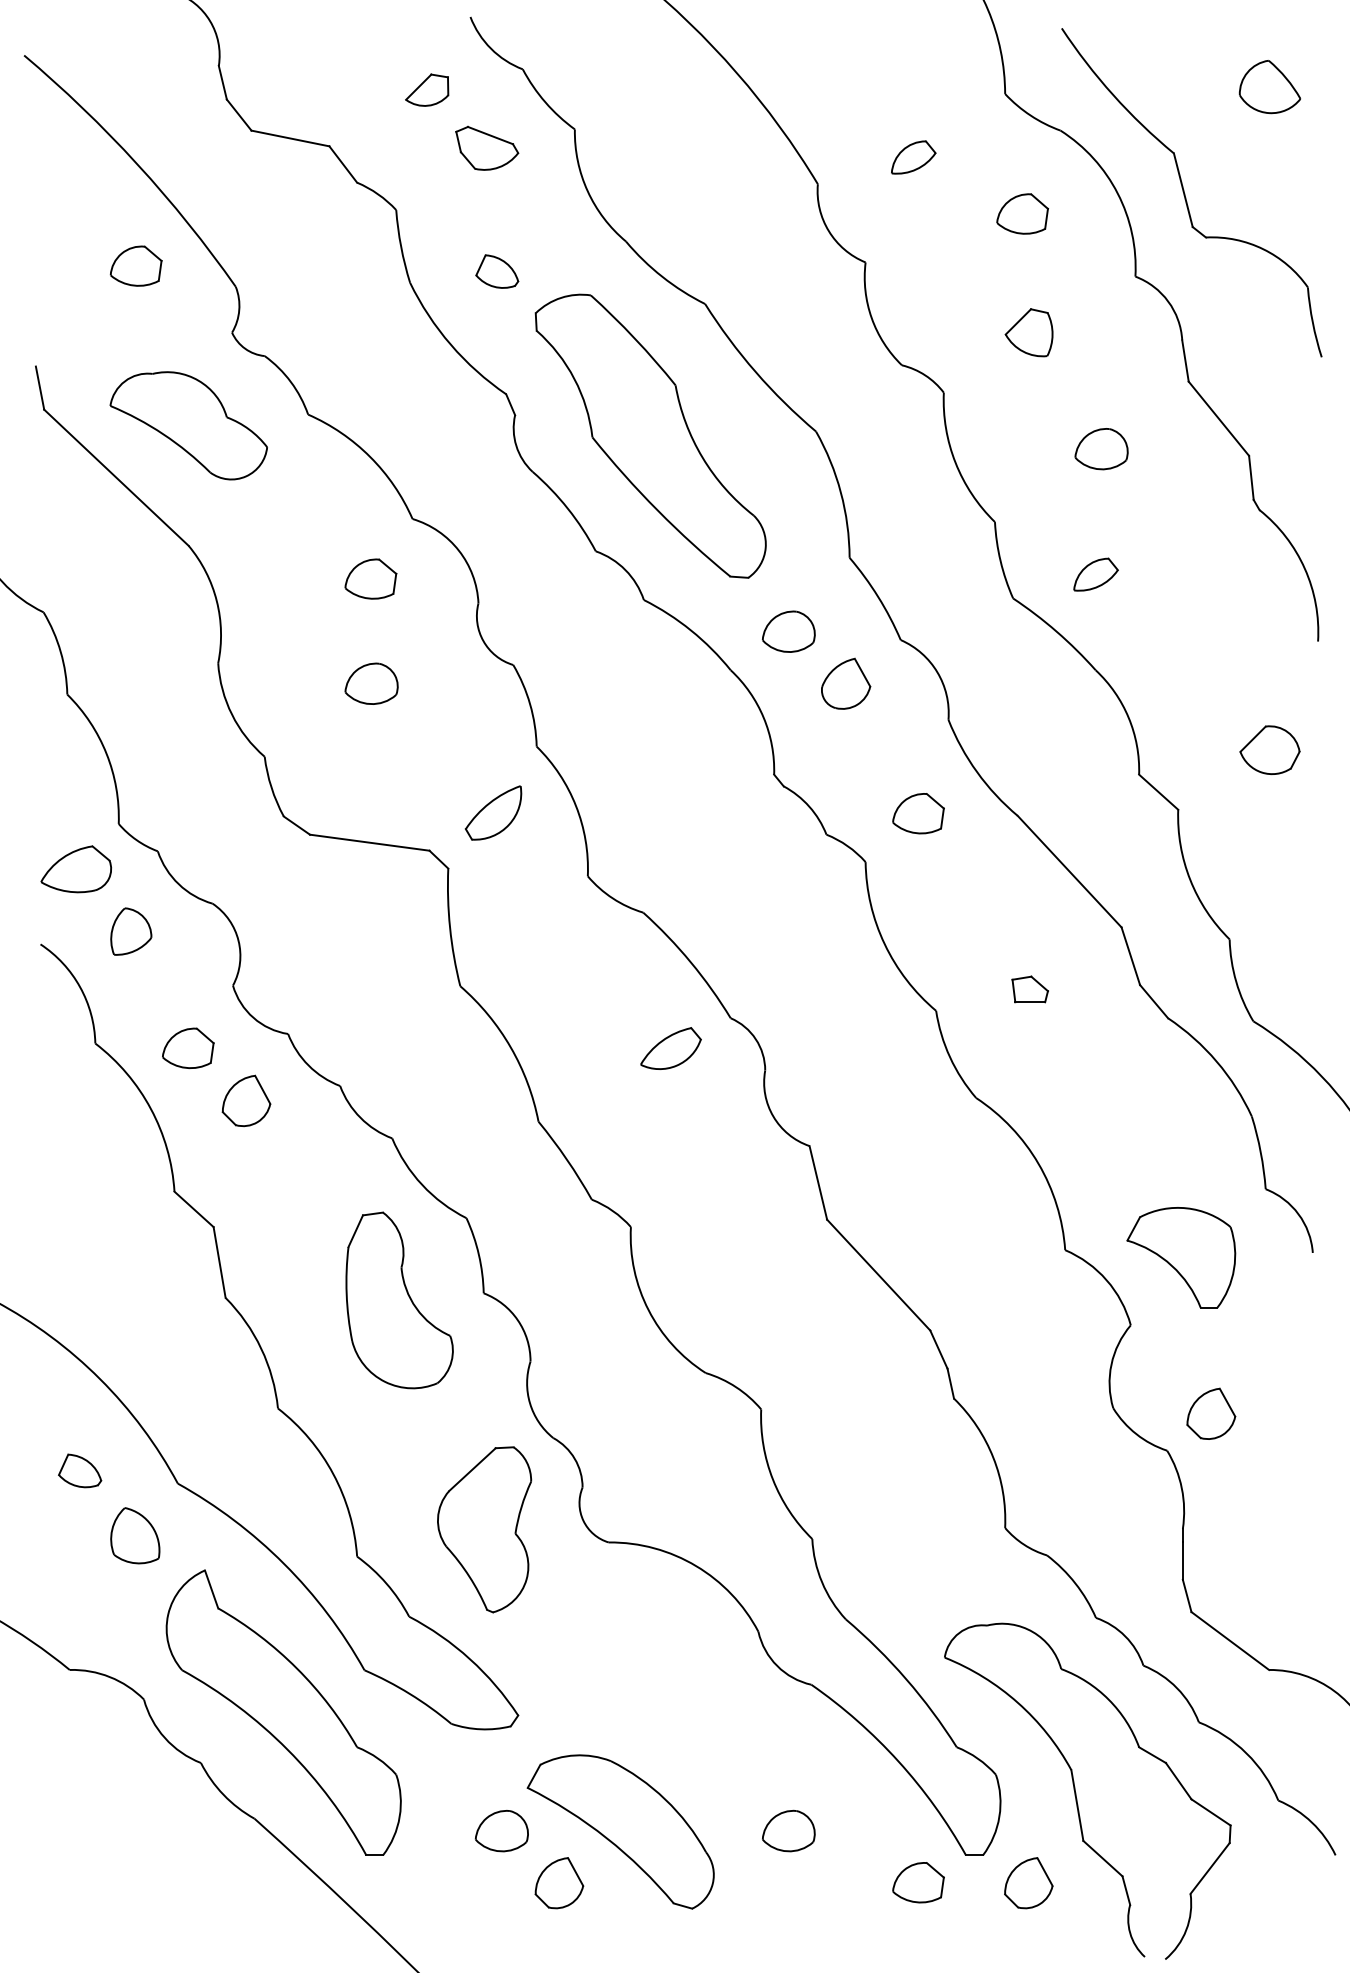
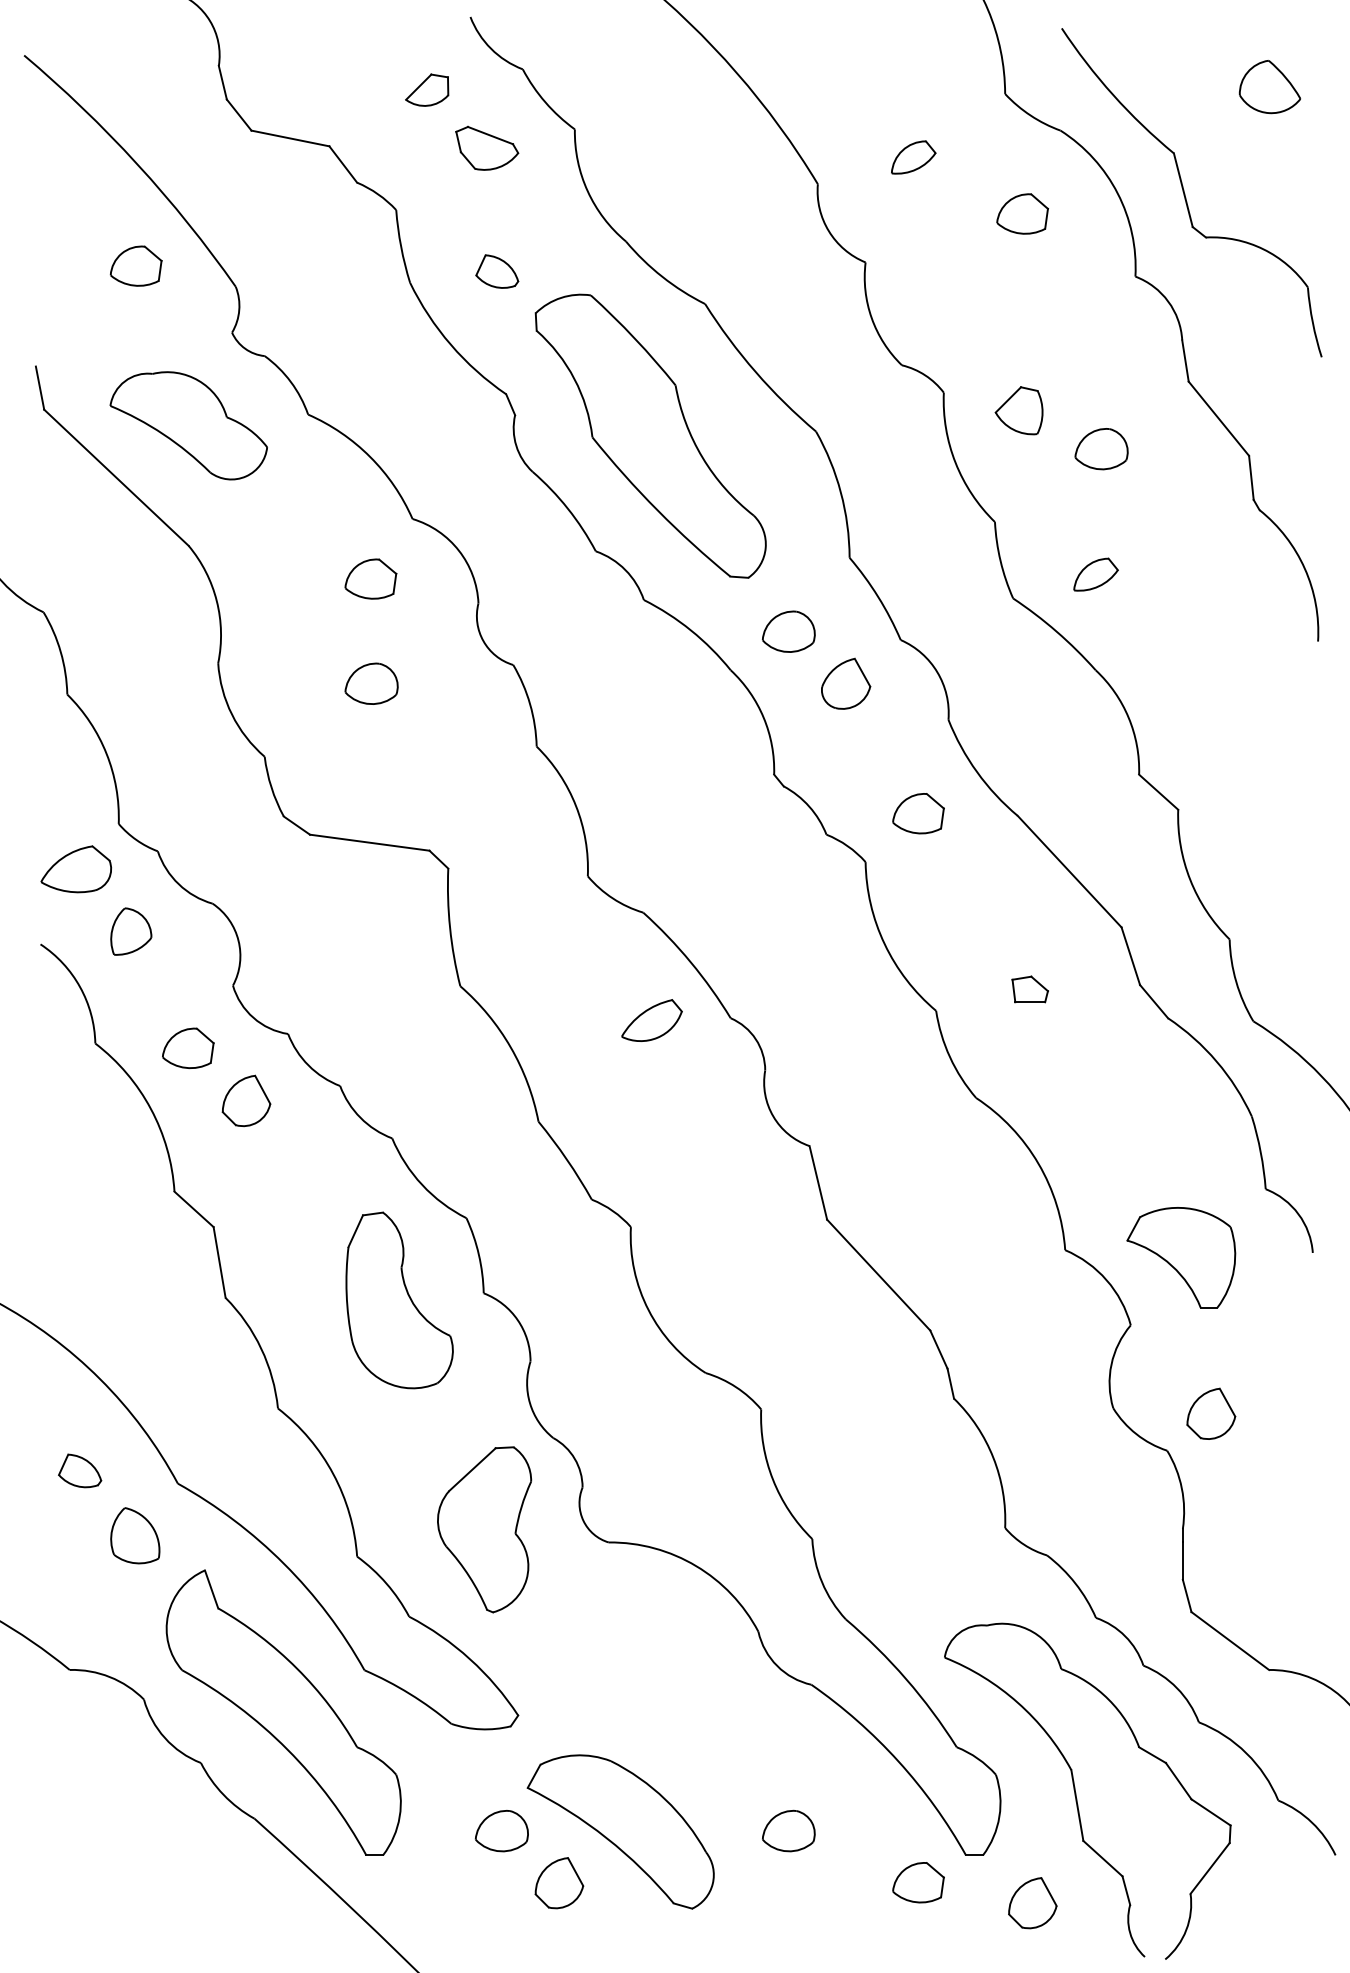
part position: (1028, 332) -> (1018, 410) (1018, 410)
part: present -> none (1269, 749)
part: present -> none (493, 812)
part position: (670, 1048) -> (651, 1020) (651, 1020)
part position: (1028, 1883) -> (1032, 1903) (1032, 1903)
